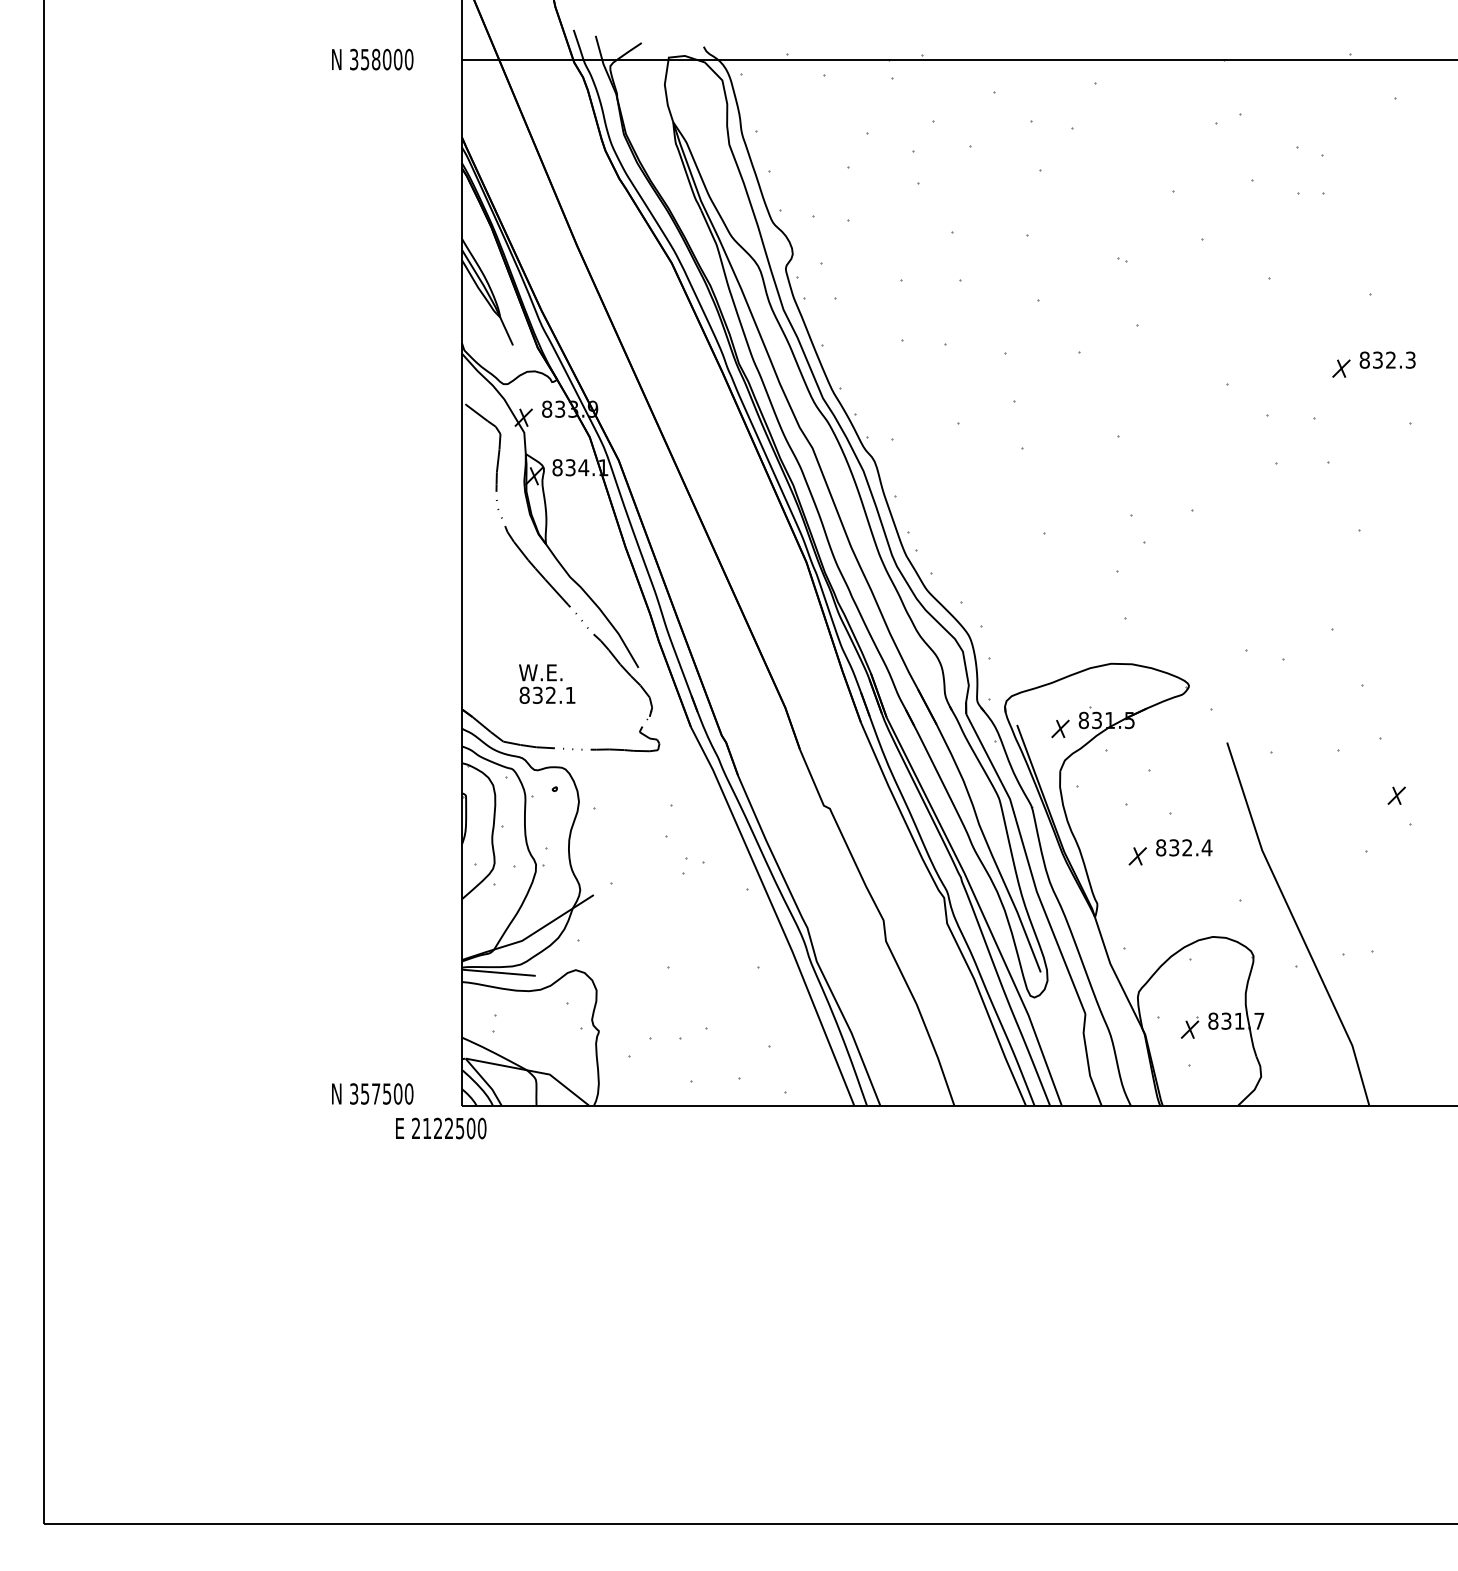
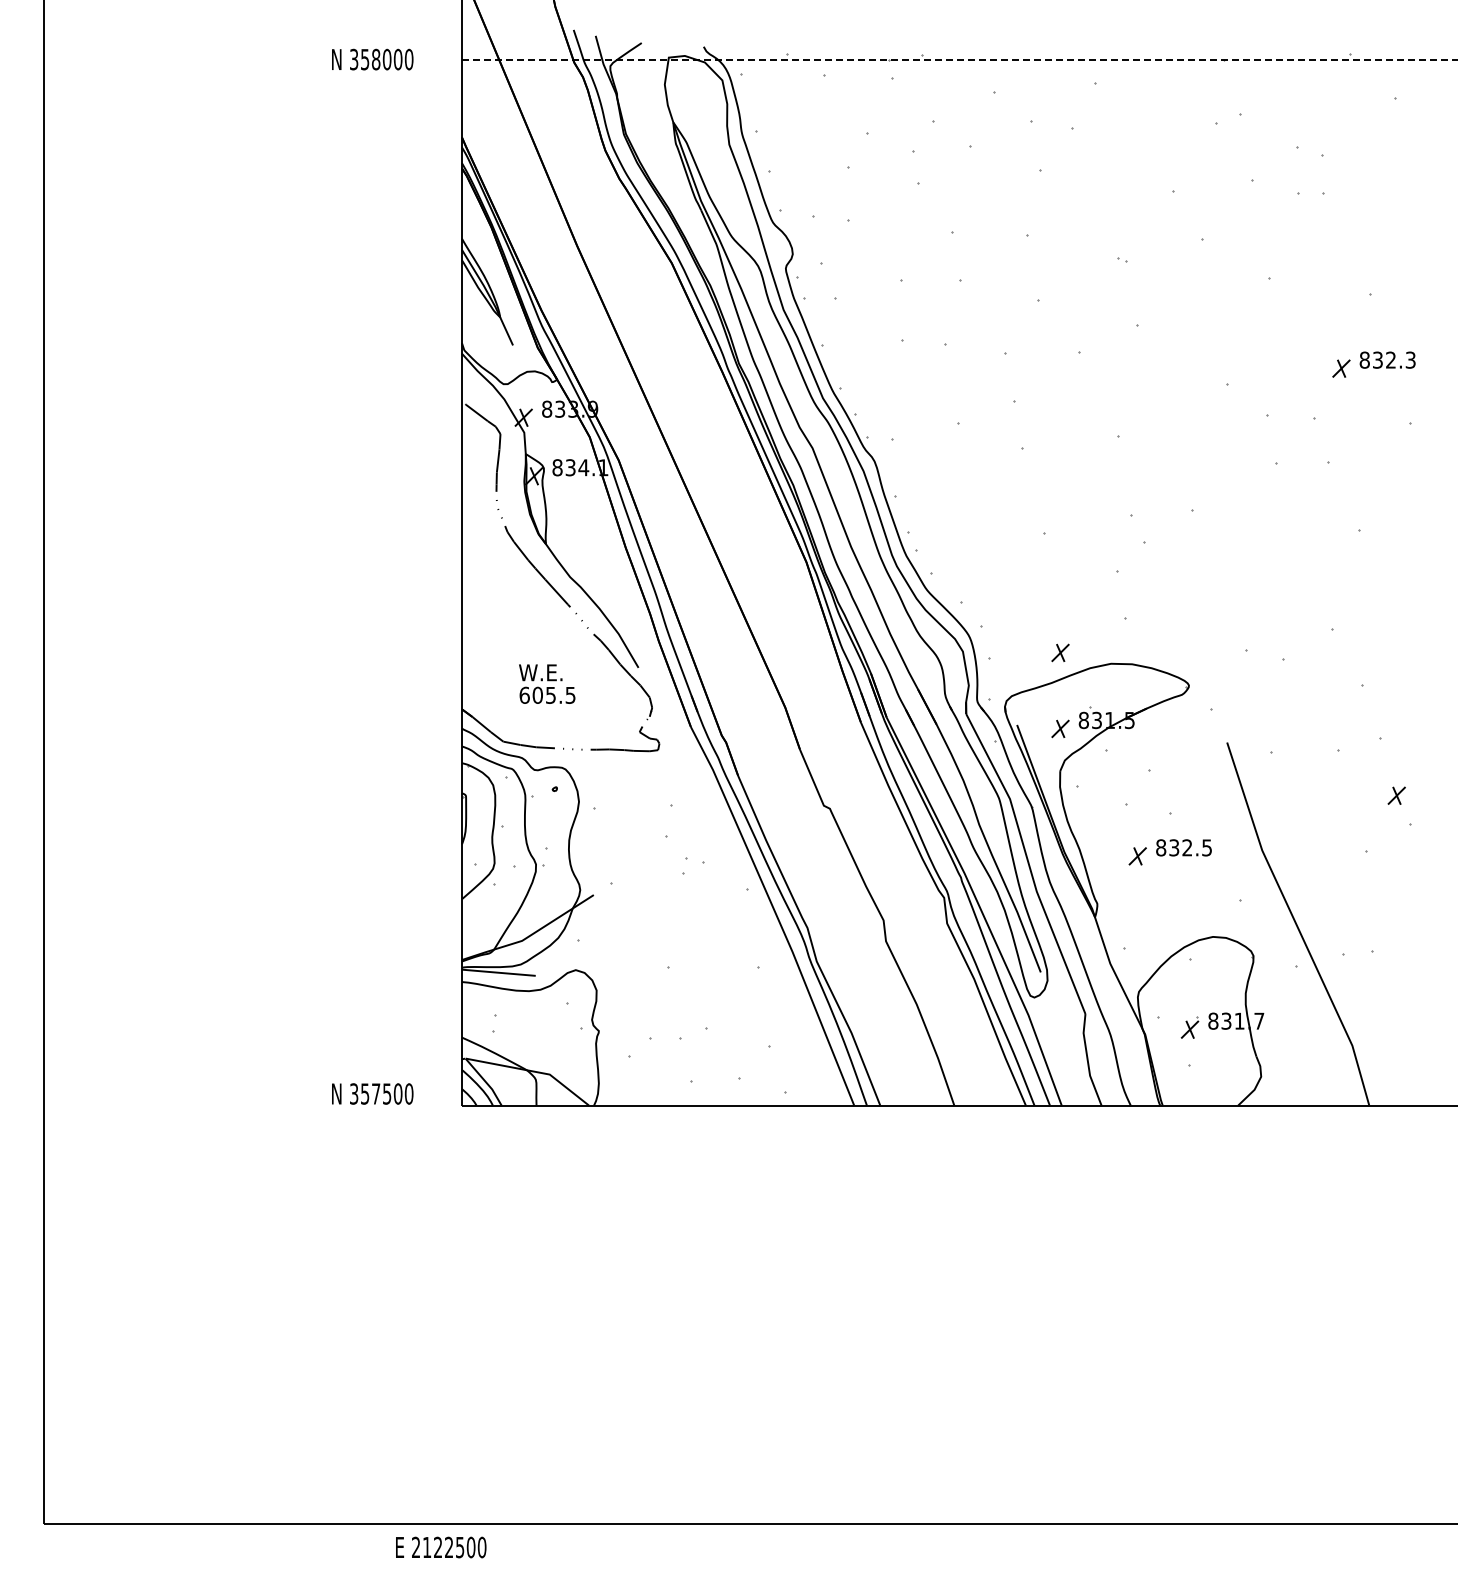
line: solid -> dashed (959, 59)
part: none -> present (1060, 652)
text: 832.1 -> 605.5 (547, 694)
text: 832.4 -> 832.5 (1206, 847)
text position: (441, 1128) -> (441, 1547) (441, 1547)
